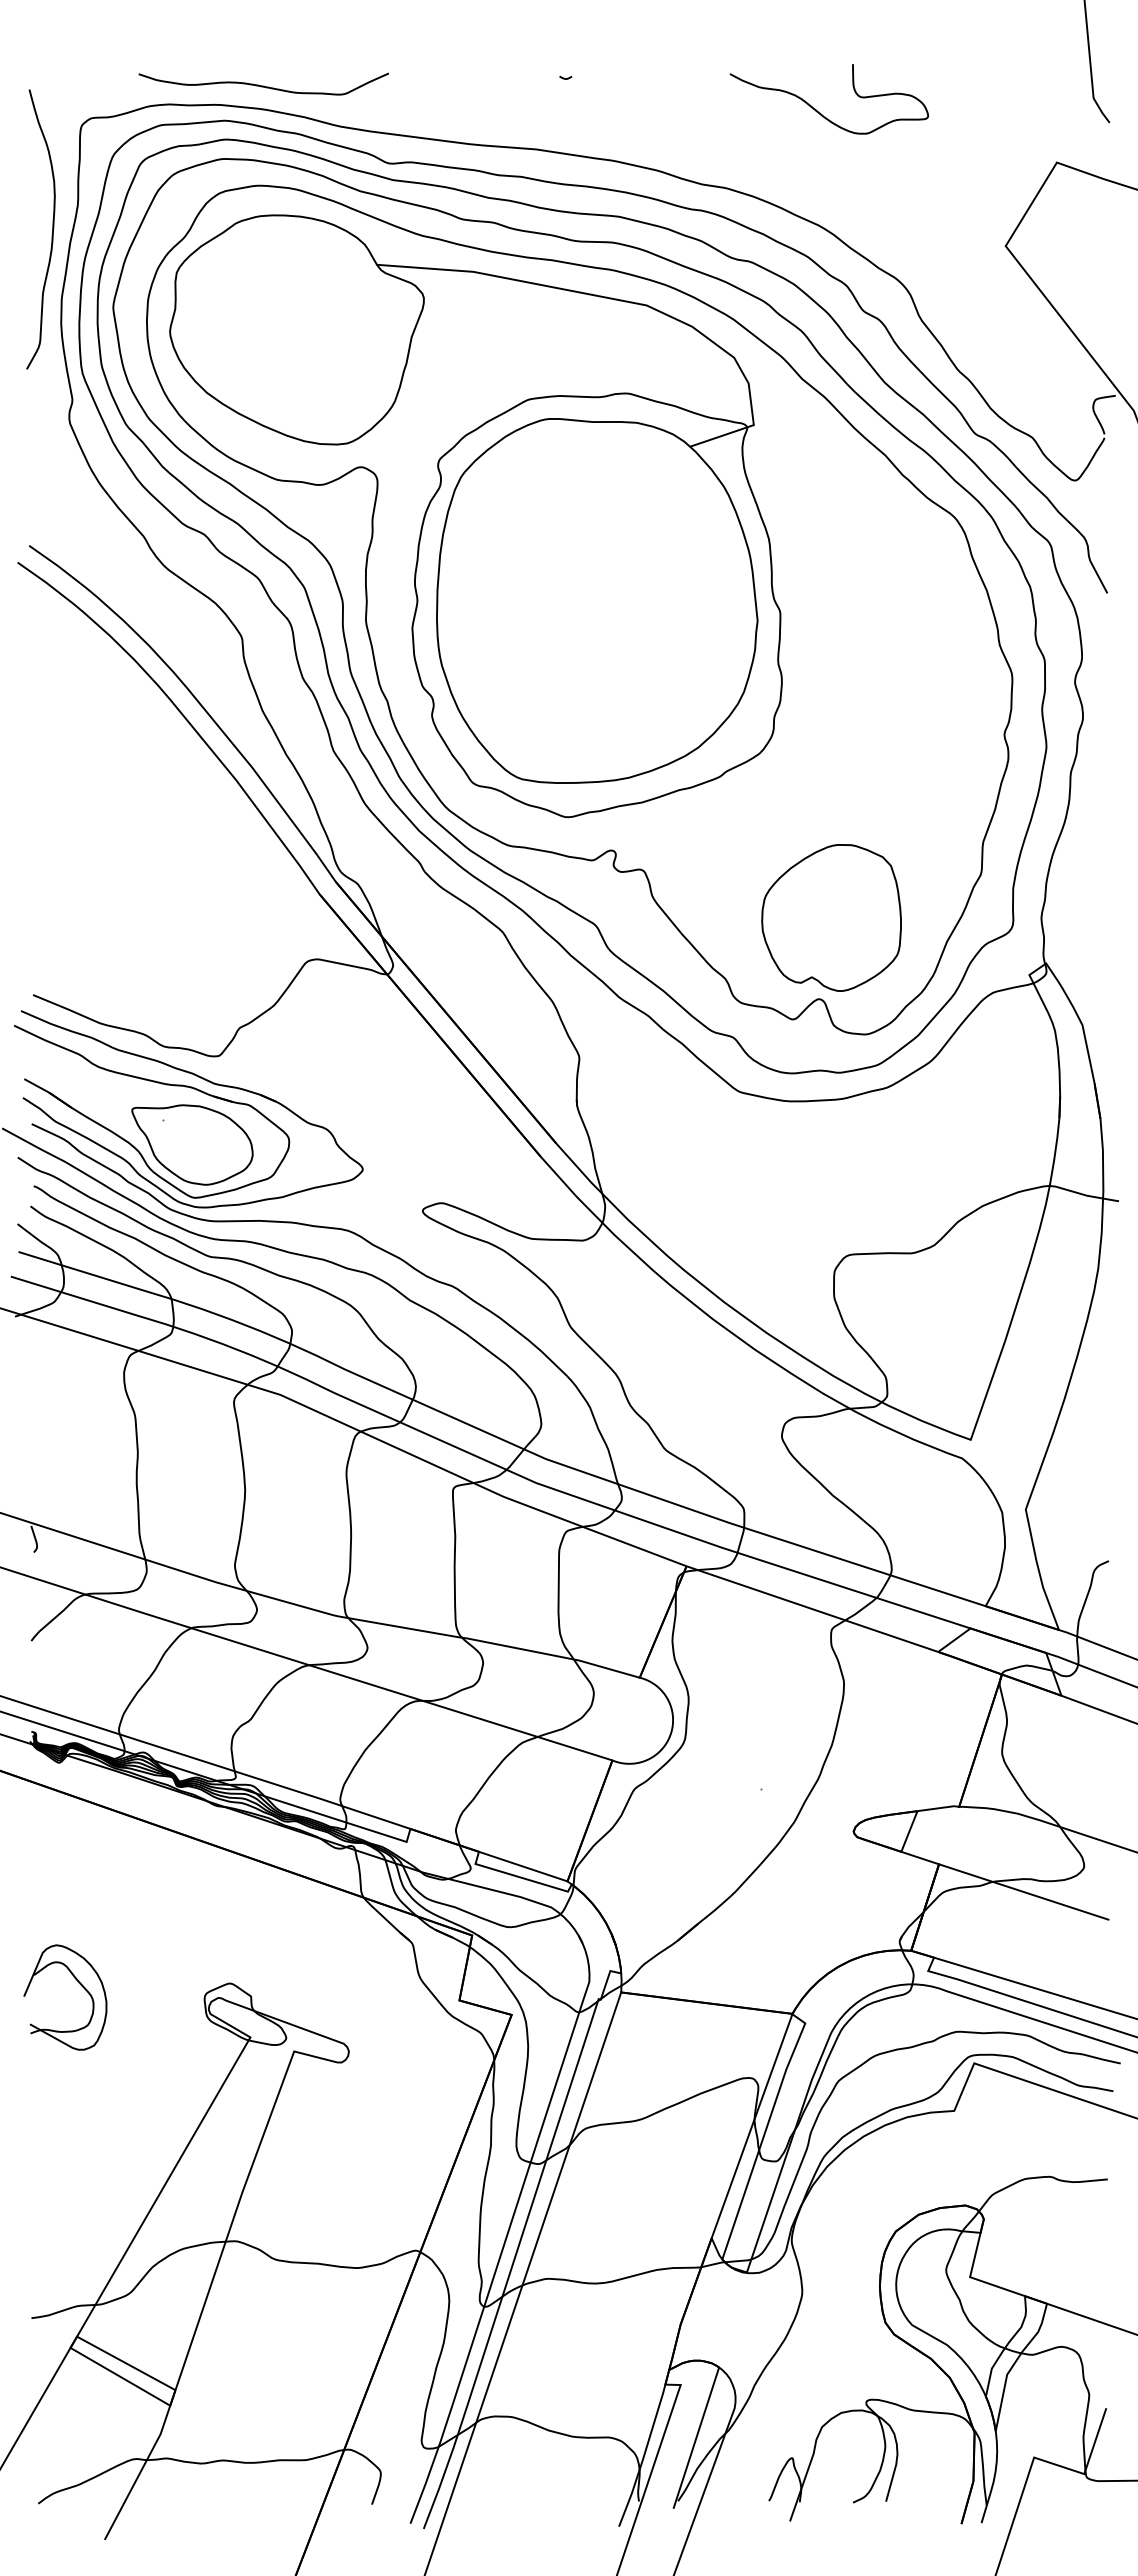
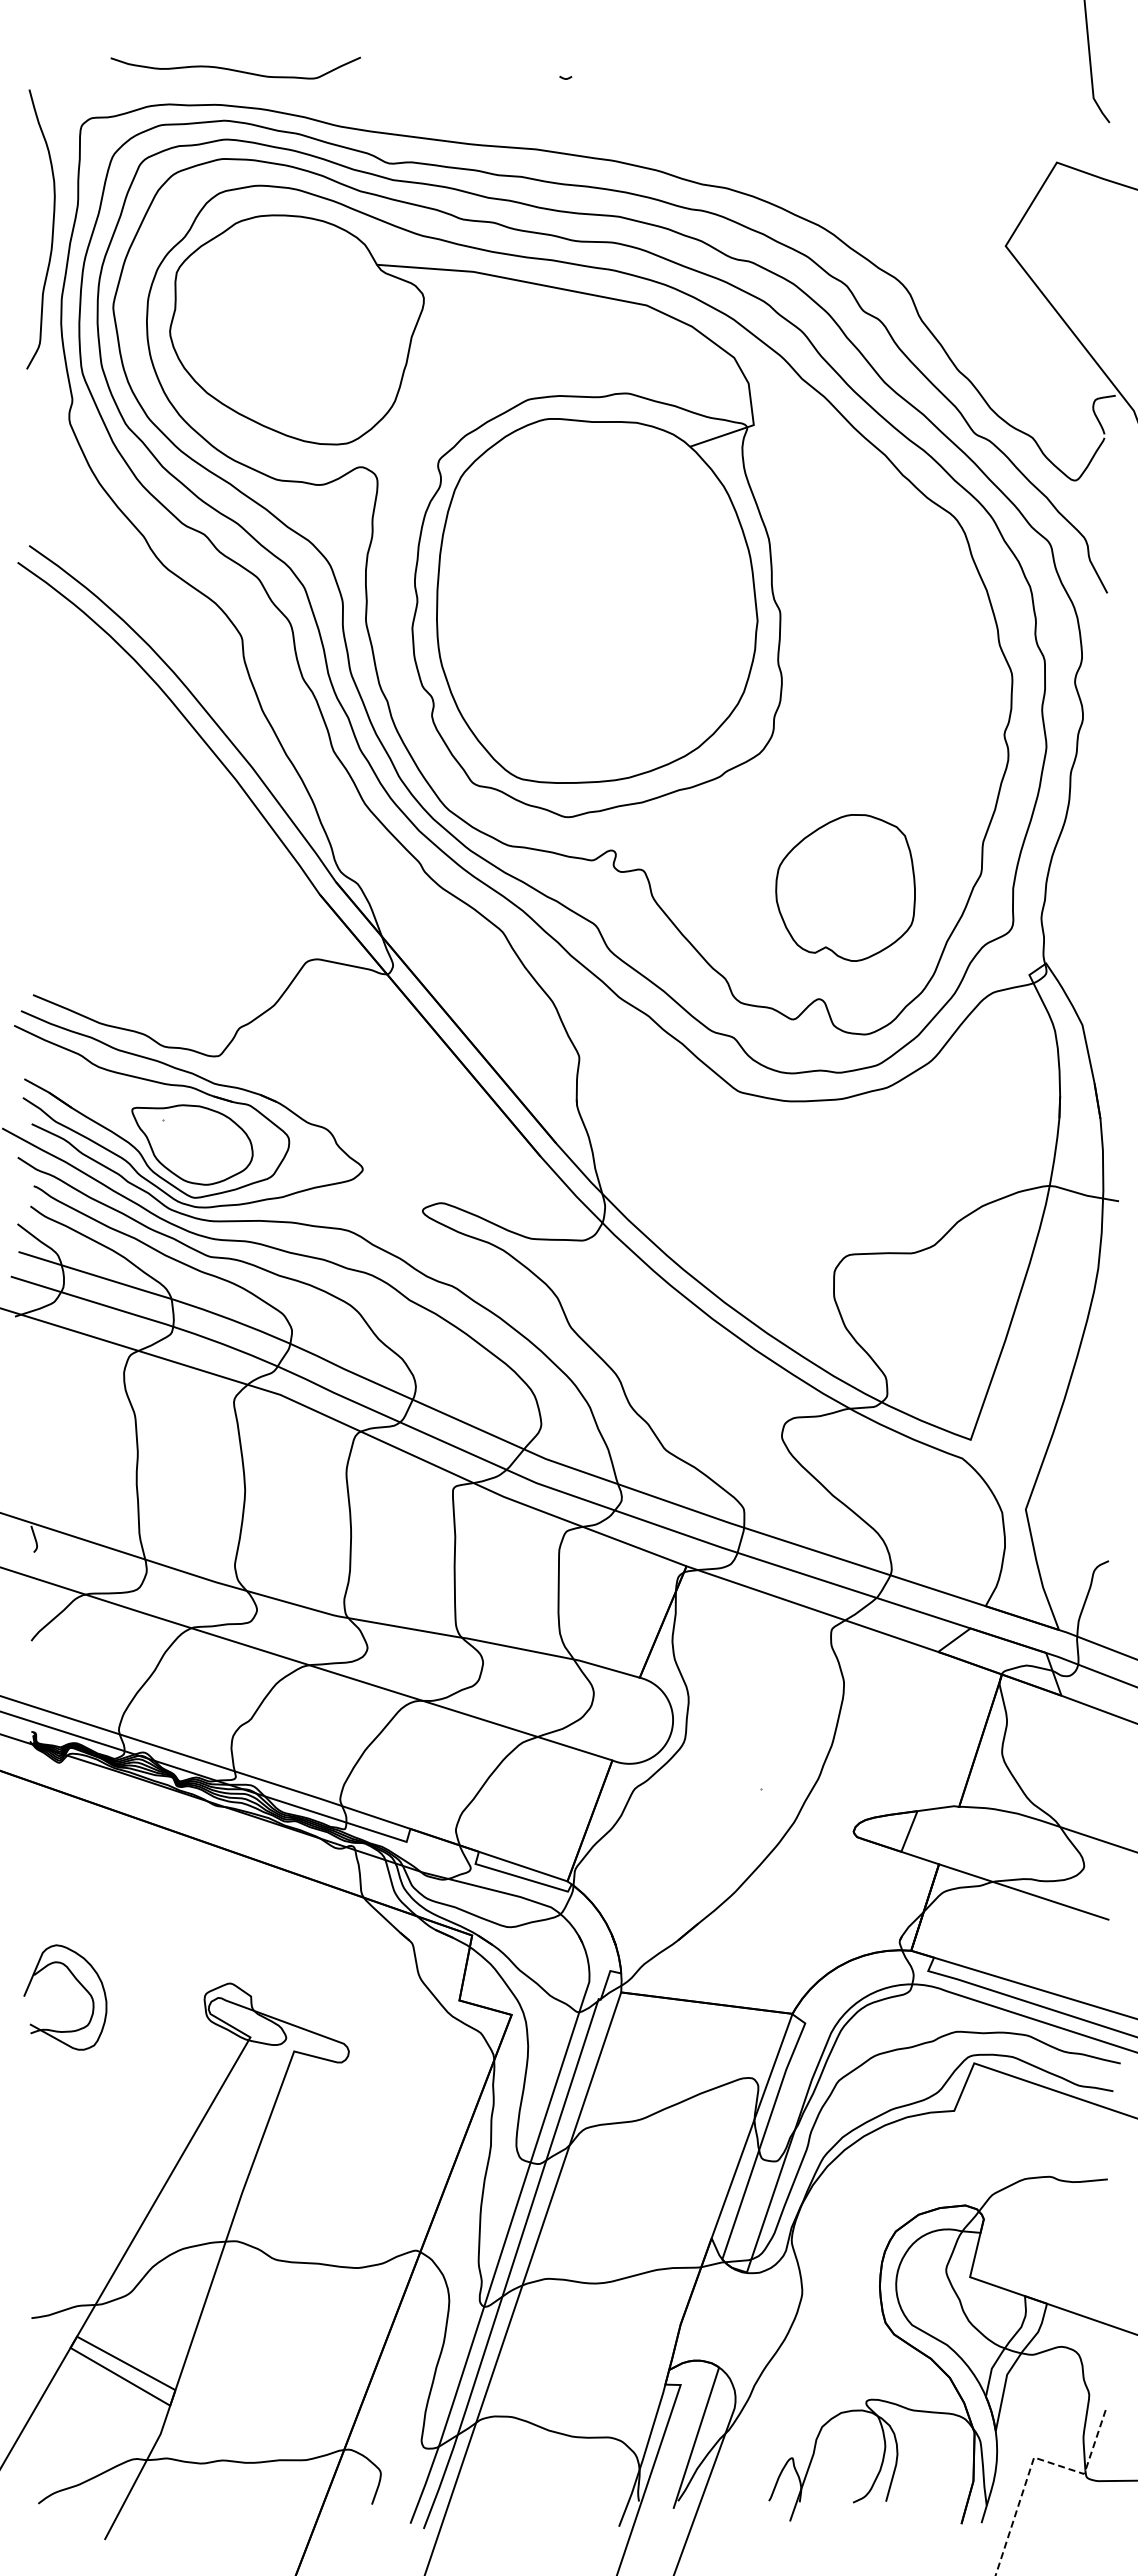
curve position: (263, 85) -> (235, 69) (235, 69)
curve: present -> none (820, 112)
part position: (831, 917) -> (845, 887) (845, 887)
line: solid -> dashed (1034, 2457)
